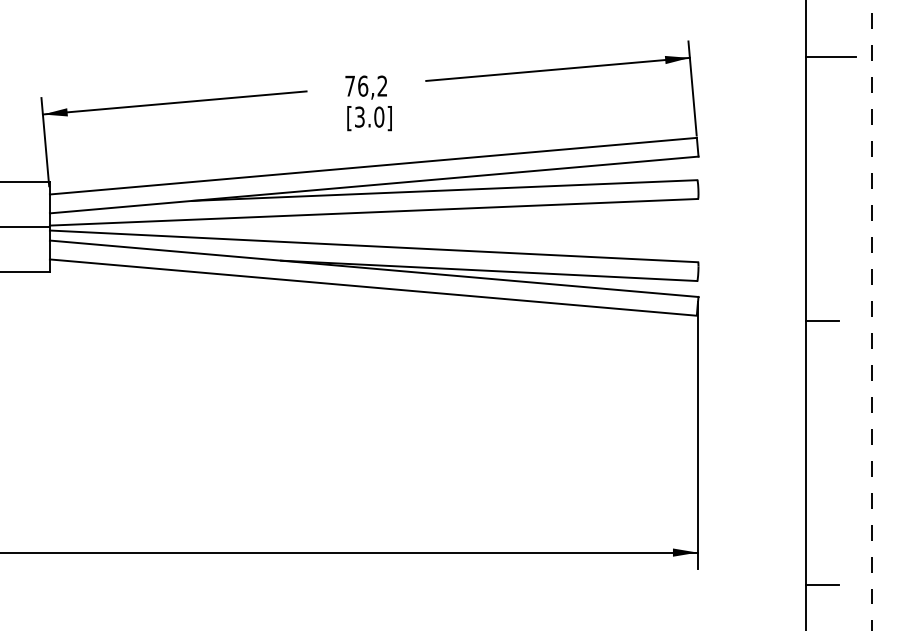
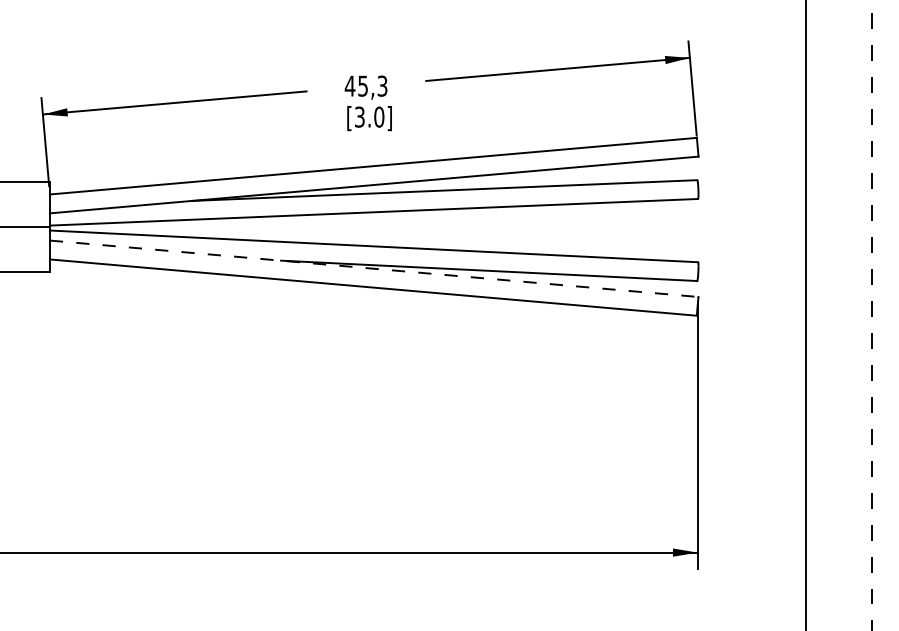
line: present -> none (830, 57)
text: 76,2 -> 45,3 (365, 85)
line: solid -> dashed (374, 268)
line: present -> none (822, 321)
line: present -> none (822, 585)
